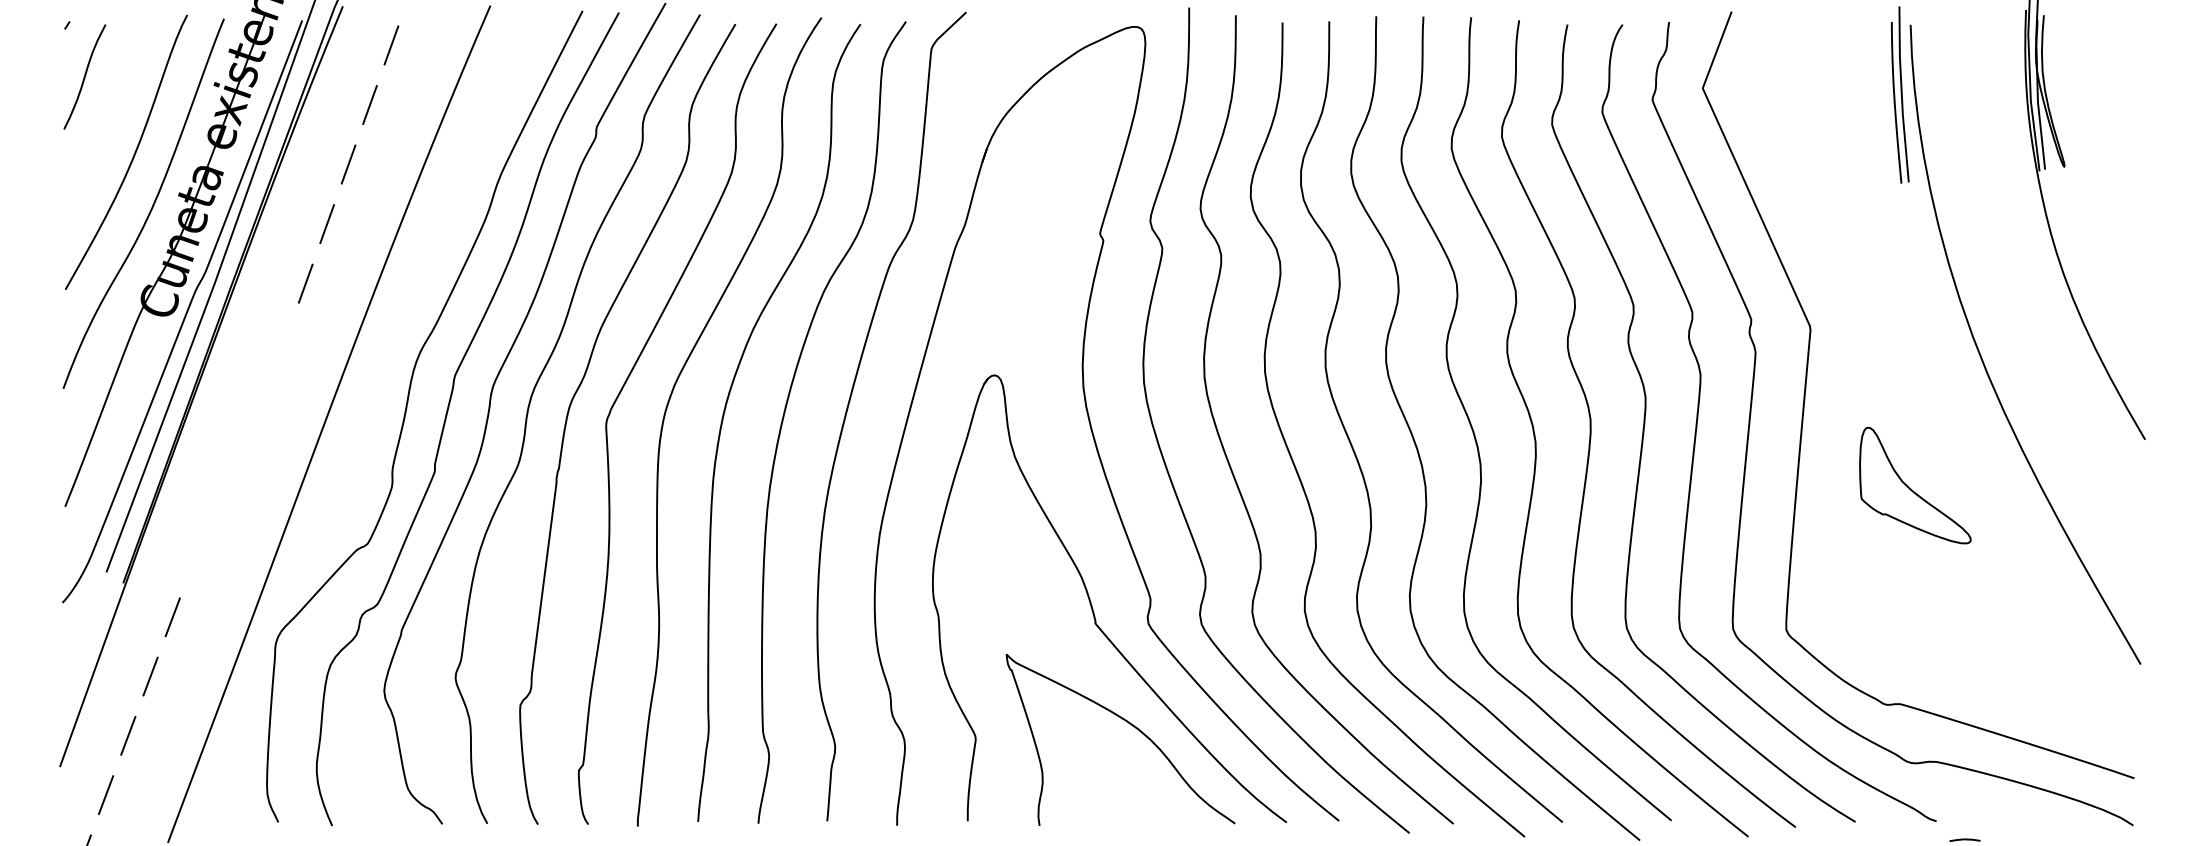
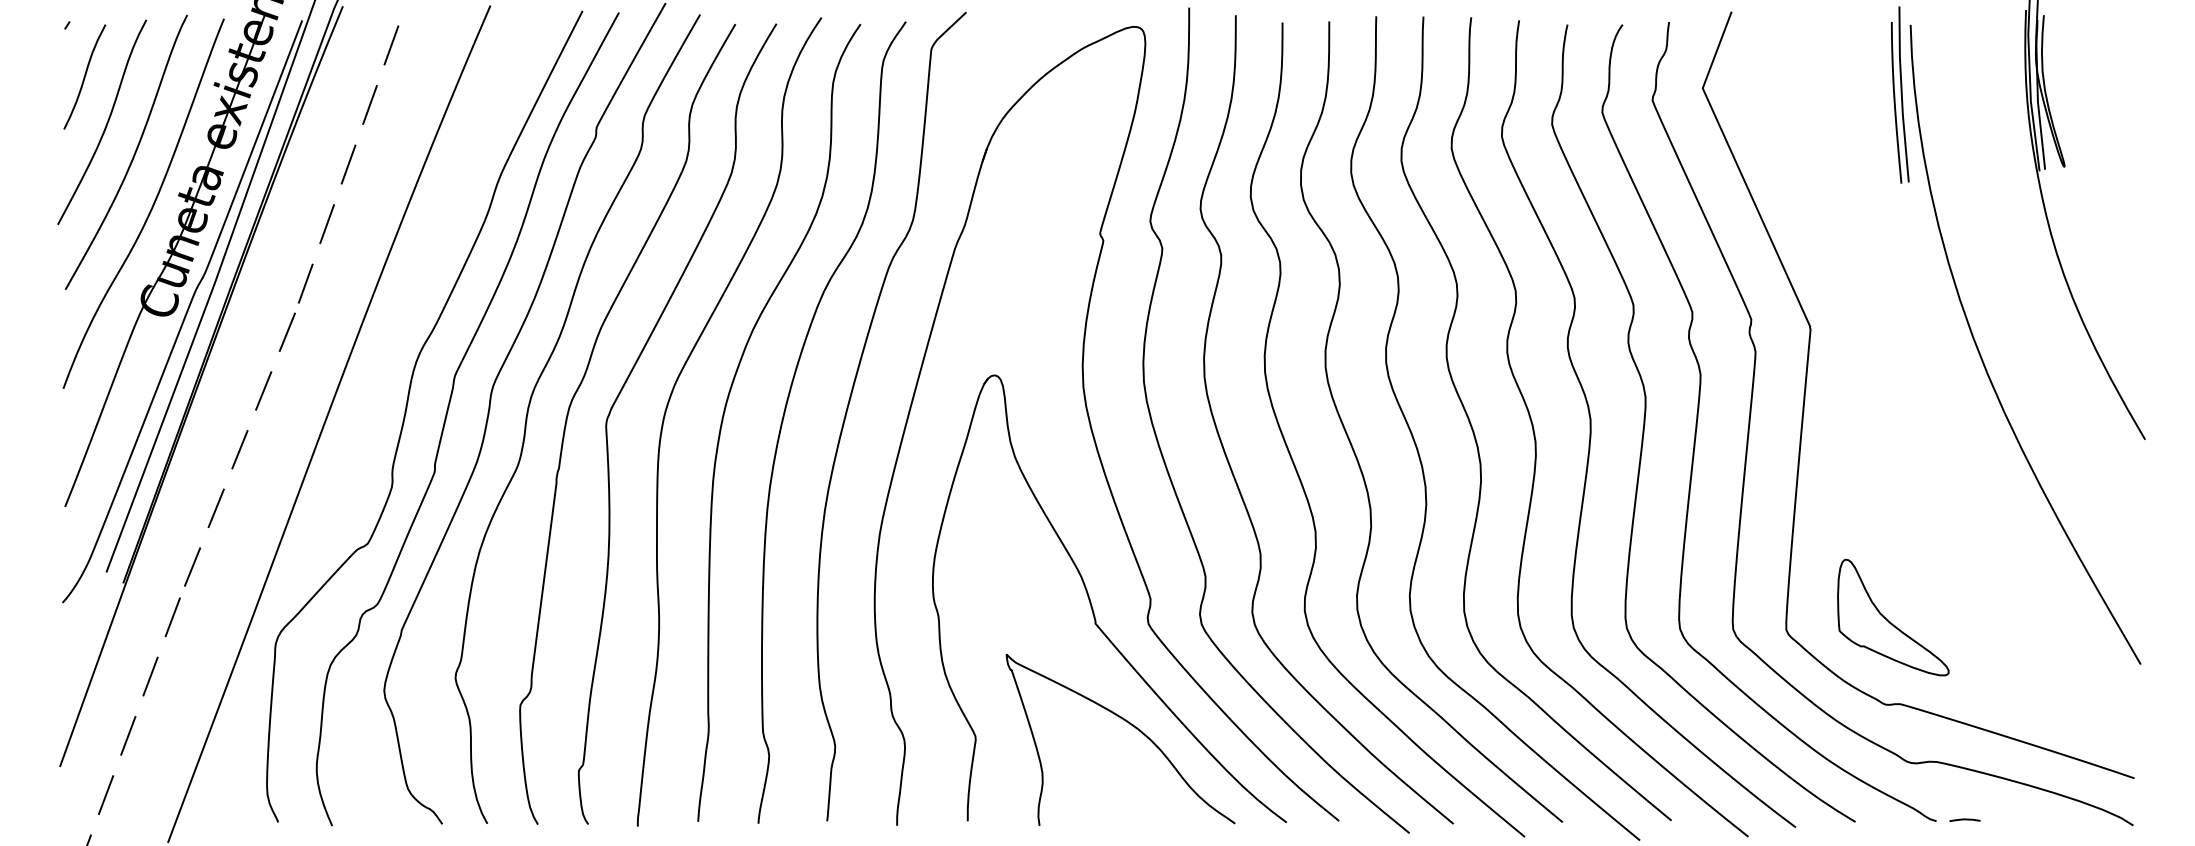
curve: none -> present (106, 122)
line: none -> present (239, 449)
part position: (1915, 485) -> (1893, 617) (1893, 617)
line position: (1964, 839) -> (1964, 819) (1964, 819)
